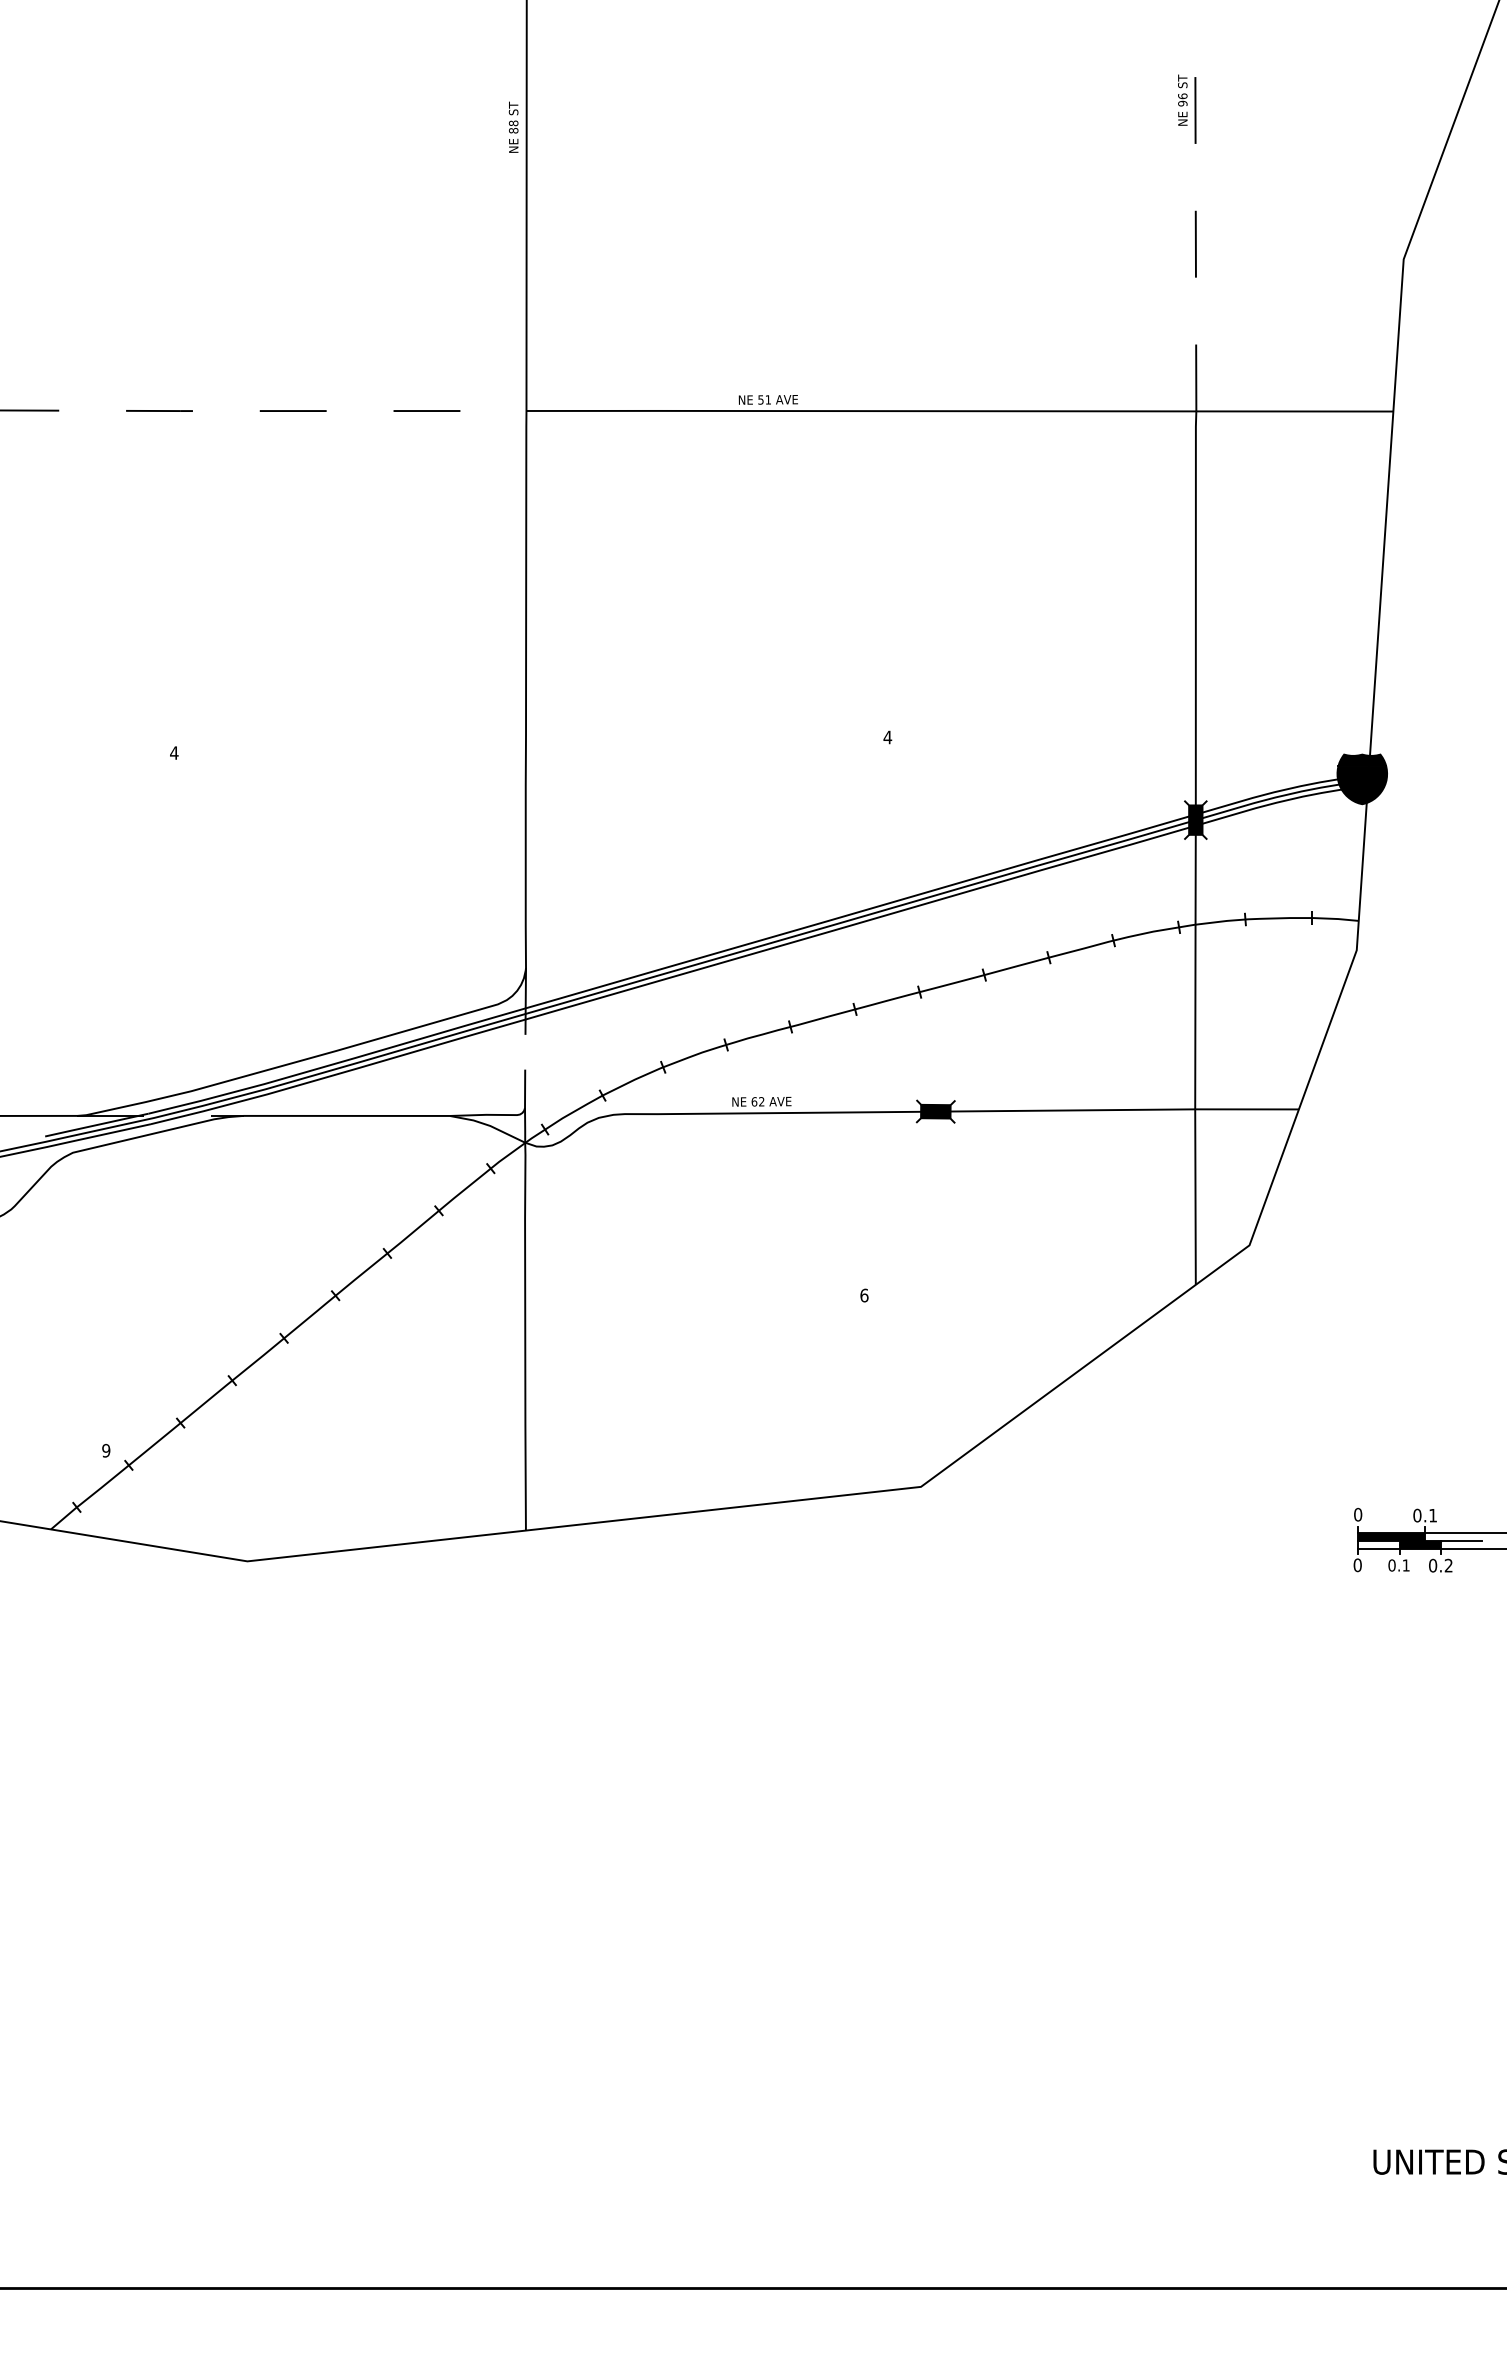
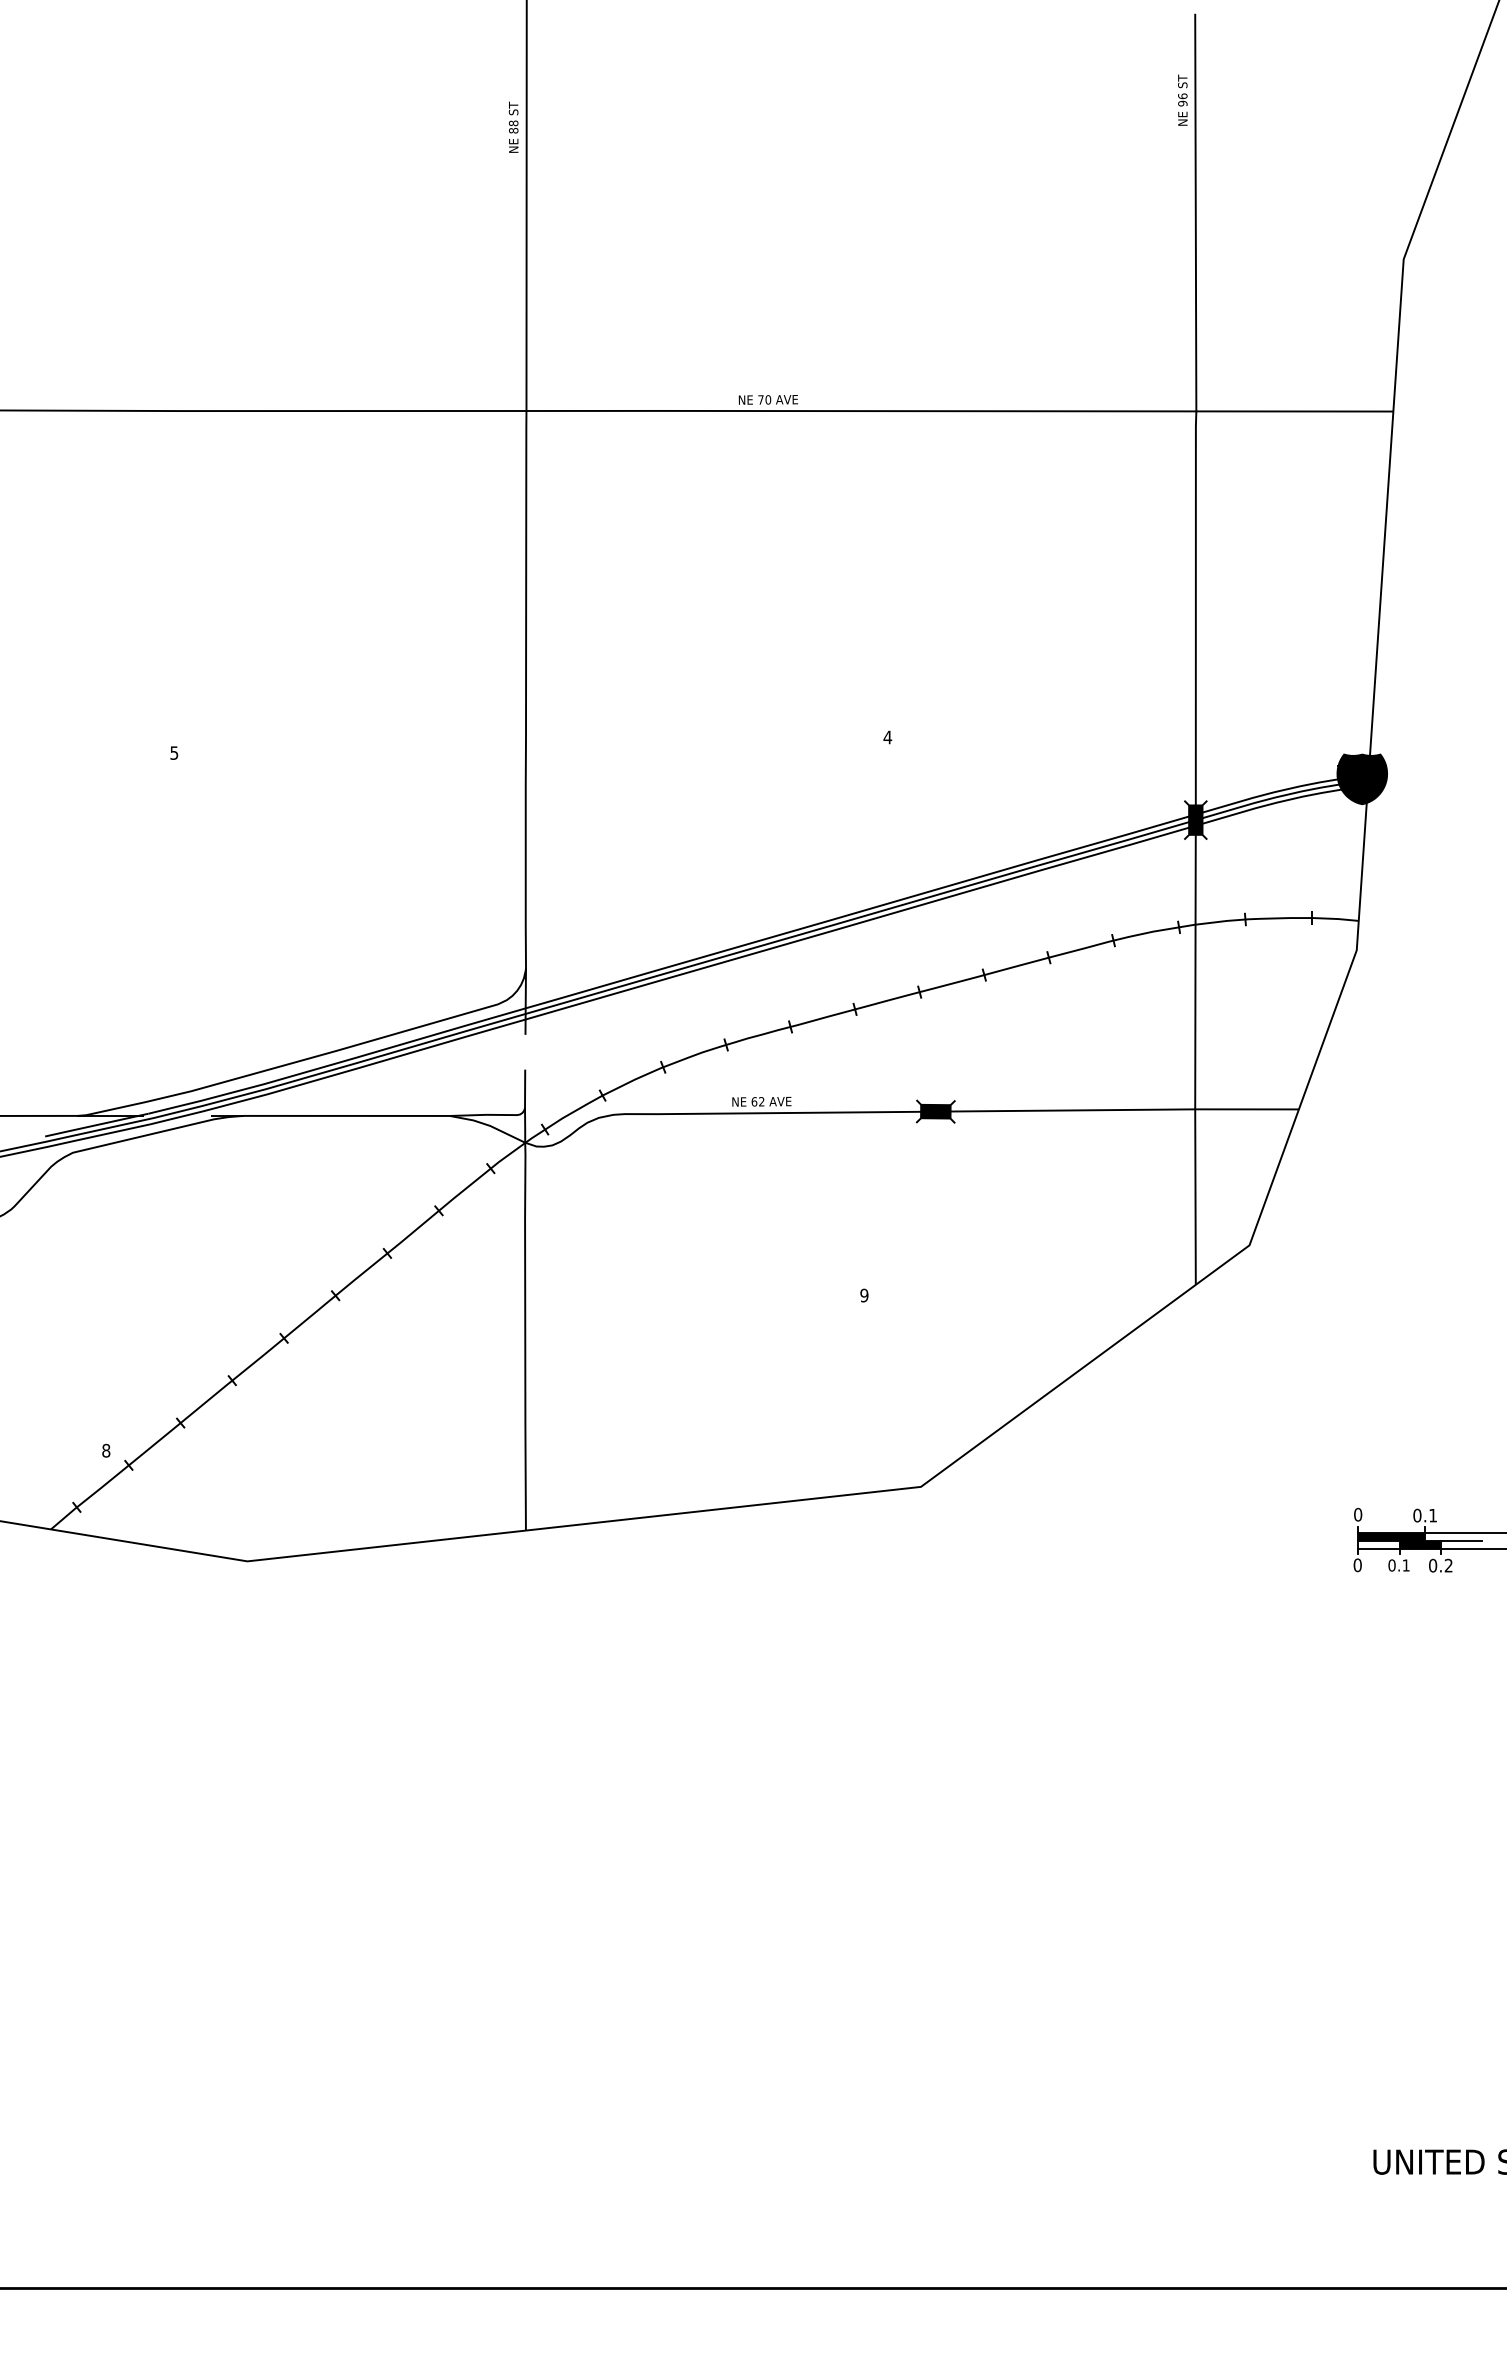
line: dashed -> solid (1195, 212)
text: 51 -> 70 (764, 399)
line: dashed -> solid (262, 411)
text: 4 -> 5 (174, 752)
text: 6 -> 9 (864, 1295)
text: 9 -> 8 (106, 1450)
